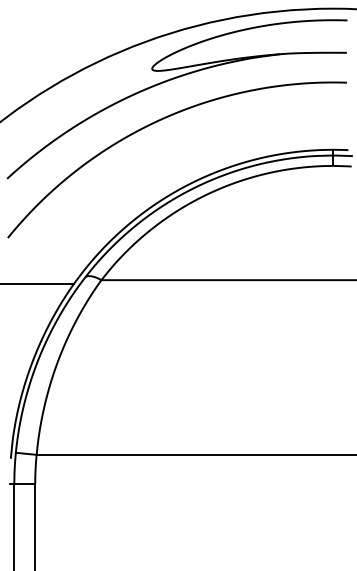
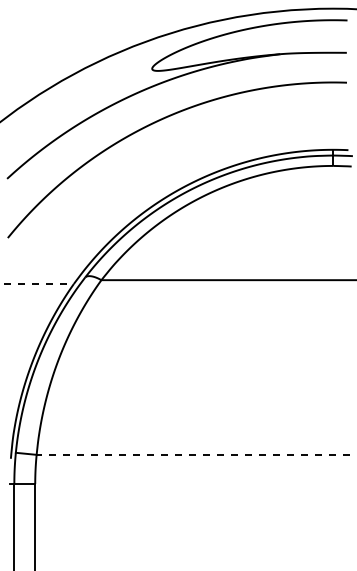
line: solid -> dashed (37, 284)
line: solid -> dashed (196, 454)
